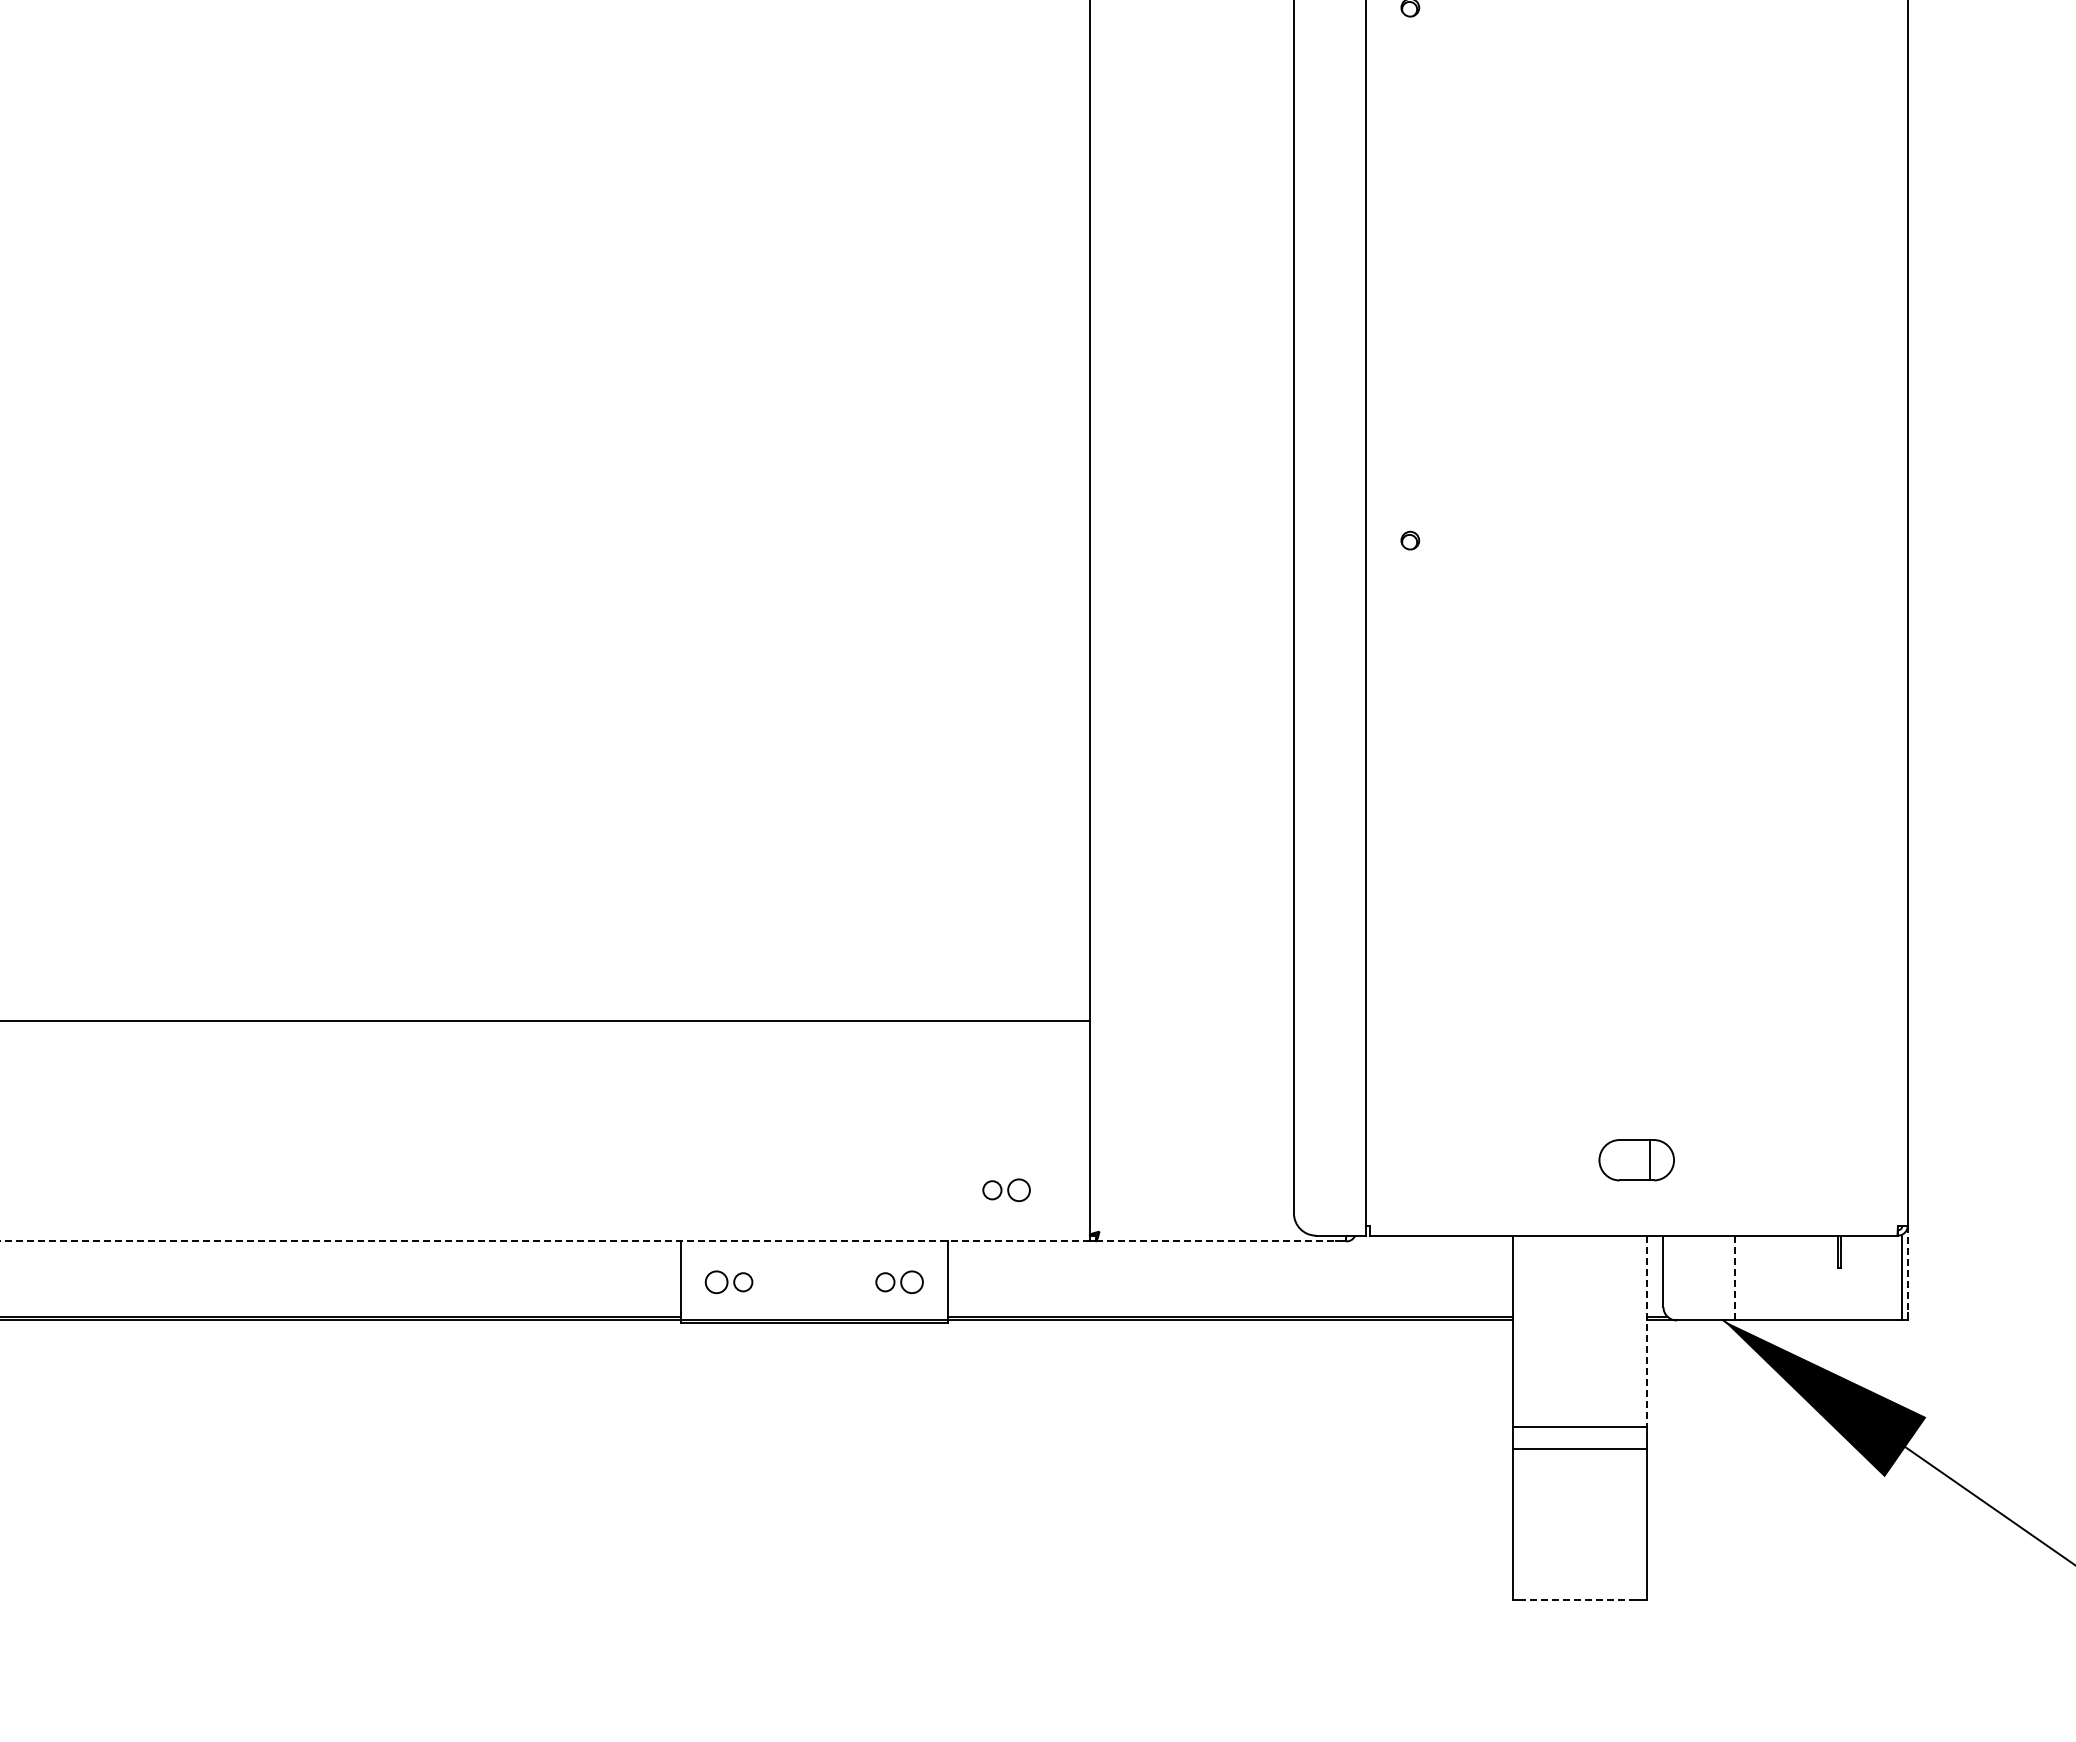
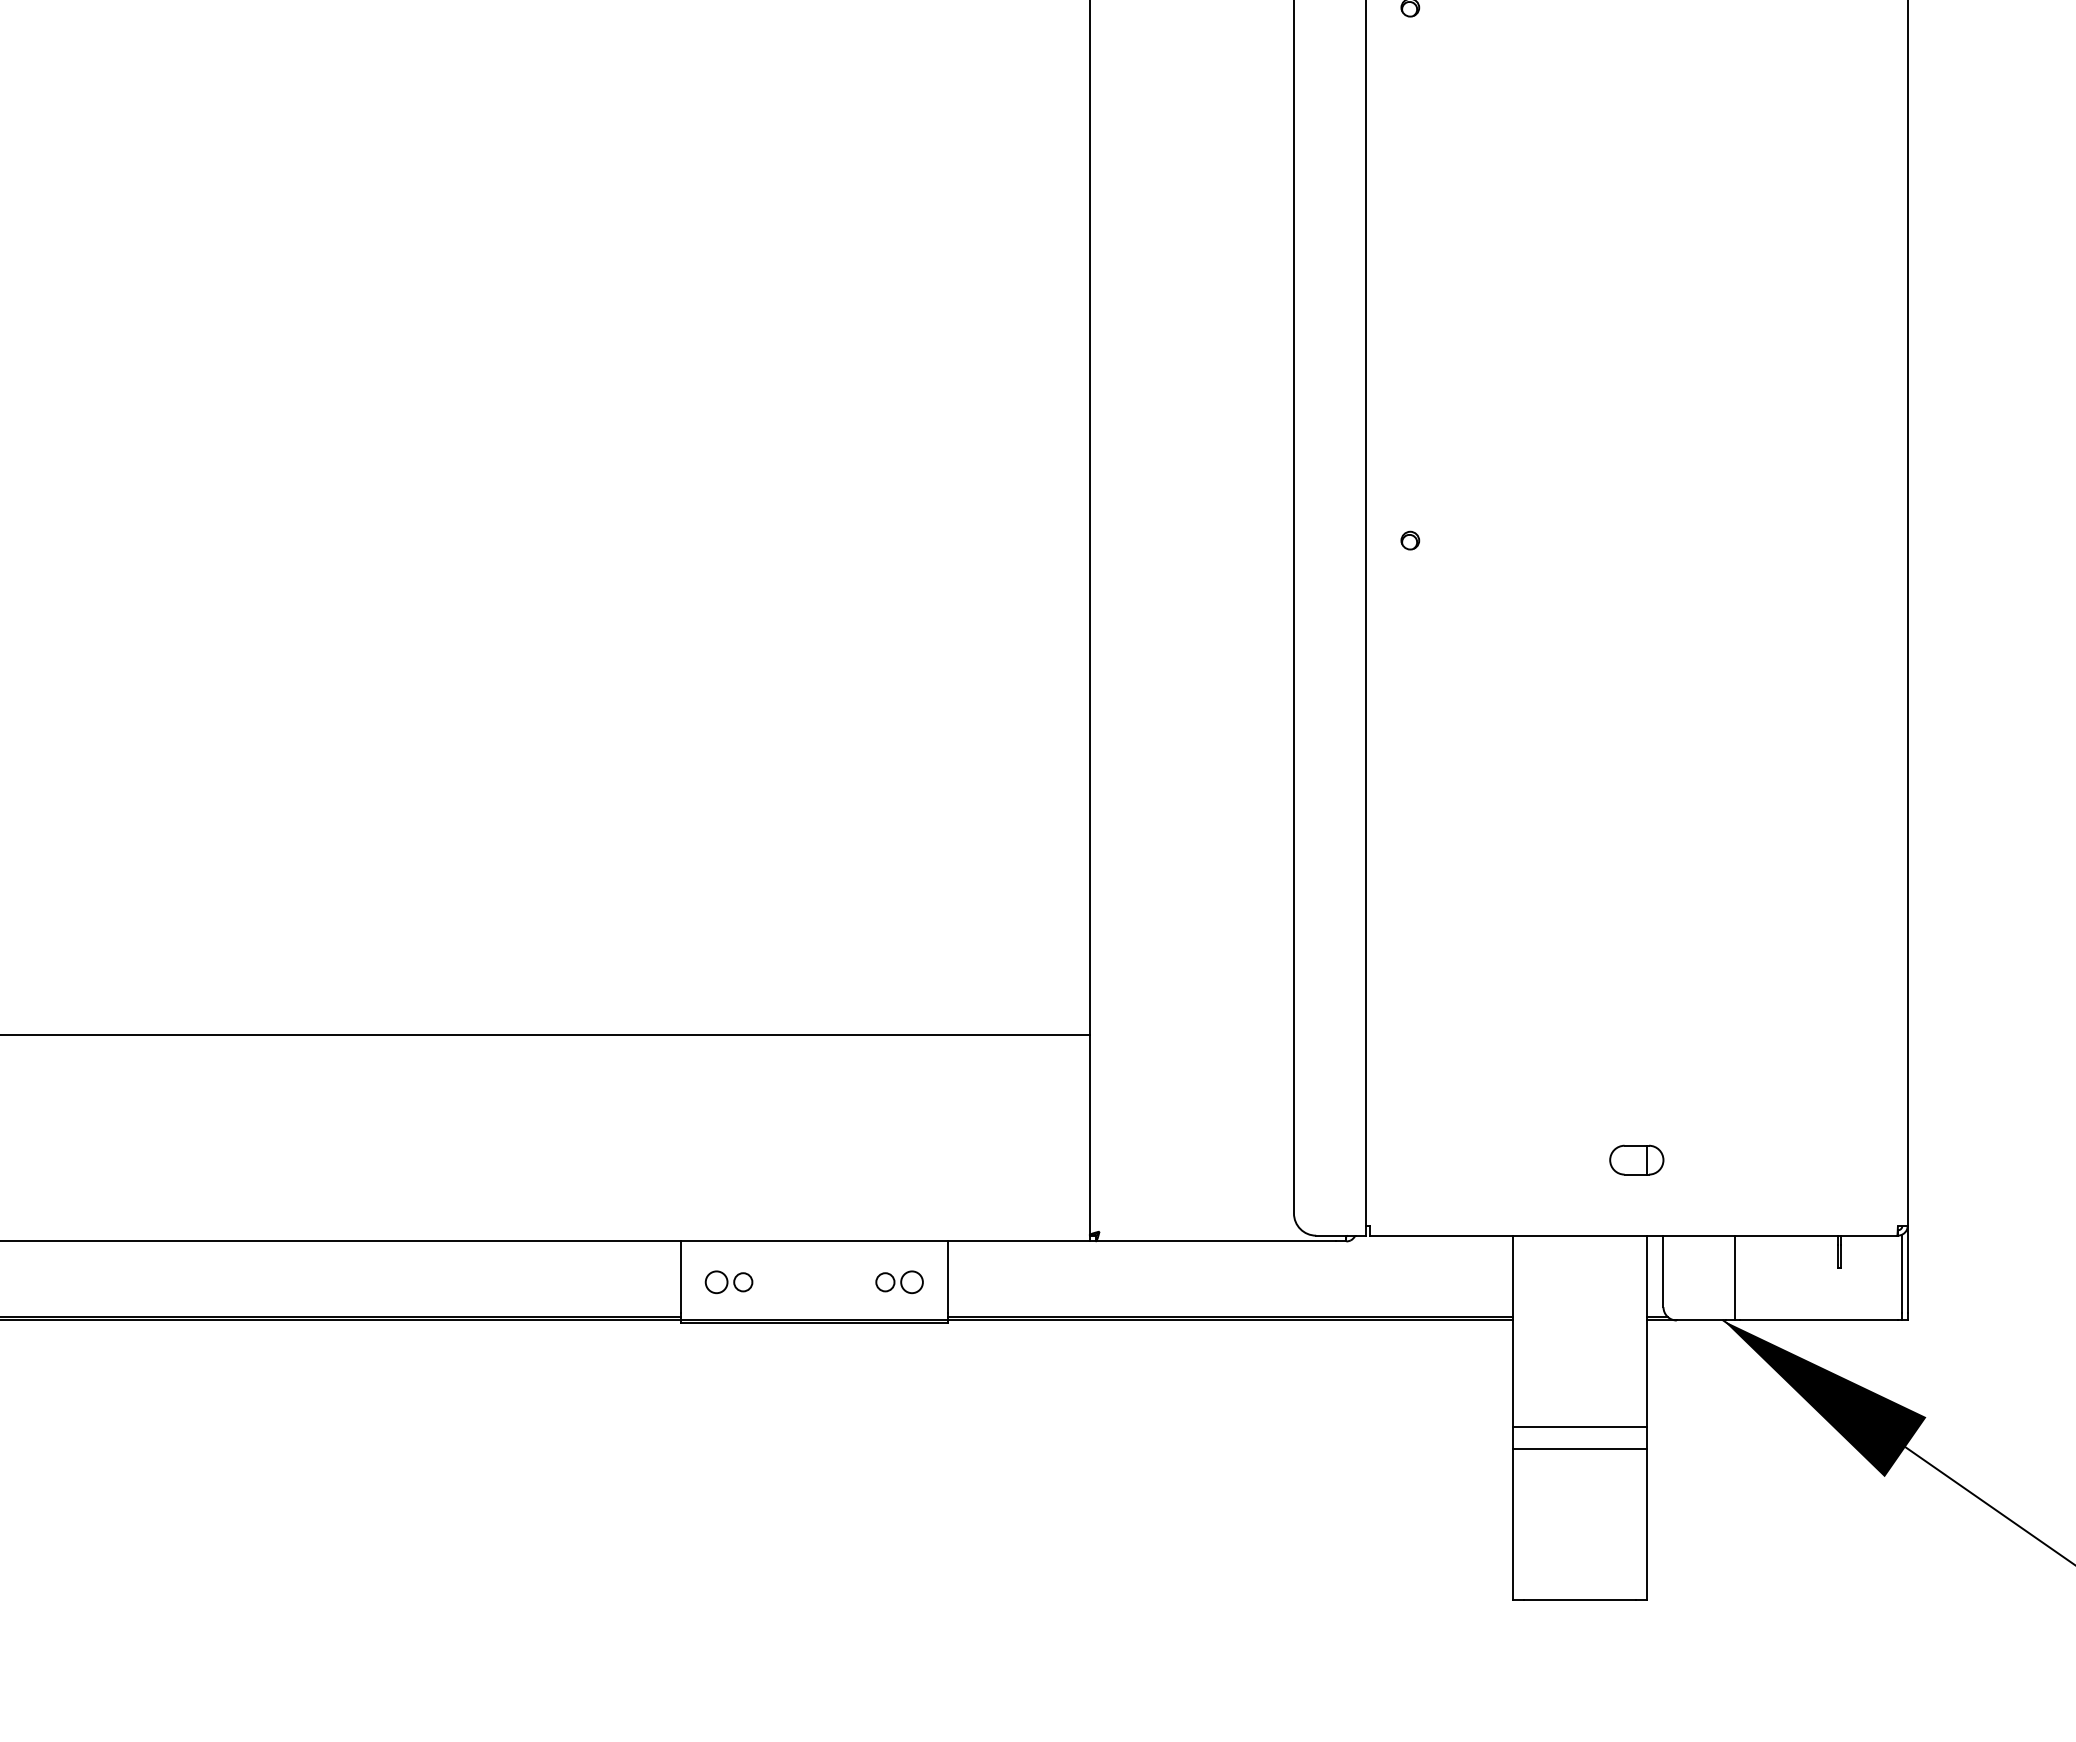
line position: (545, 1021) -> (545, 1035) (545, 1035)
part size: 77x43 px -> 56x32 px (1636, 1159)
part: present -> none (1006, 1190)
line: dashed -> solid (545, 1241)
line: dashed -> solid (1216, 1241)
line: dashed -> solid (1907, 1269)
line: dashed -> solid (1735, 1277)
line: dashed -> solid (1646, 1331)
line: dashed -> solid (1579, 1600)
